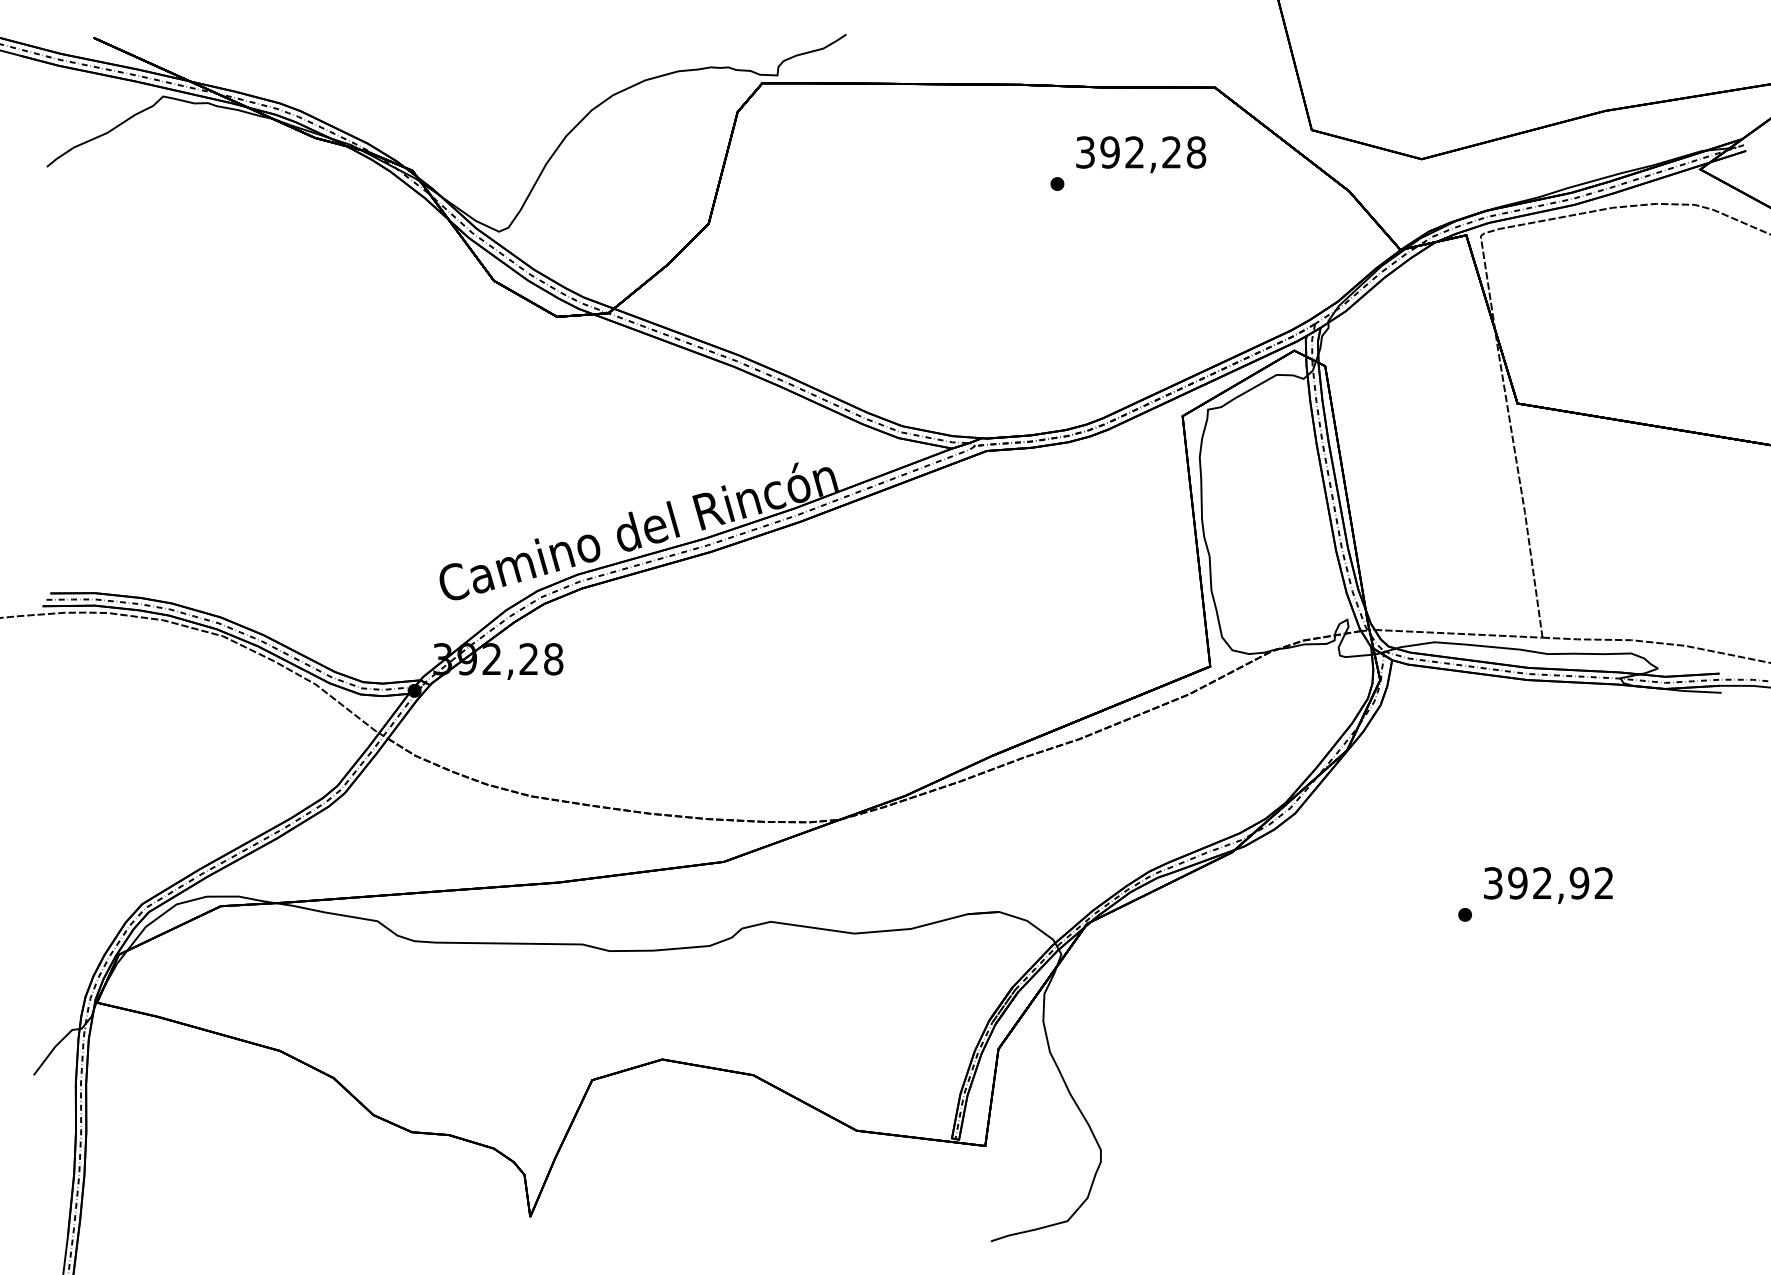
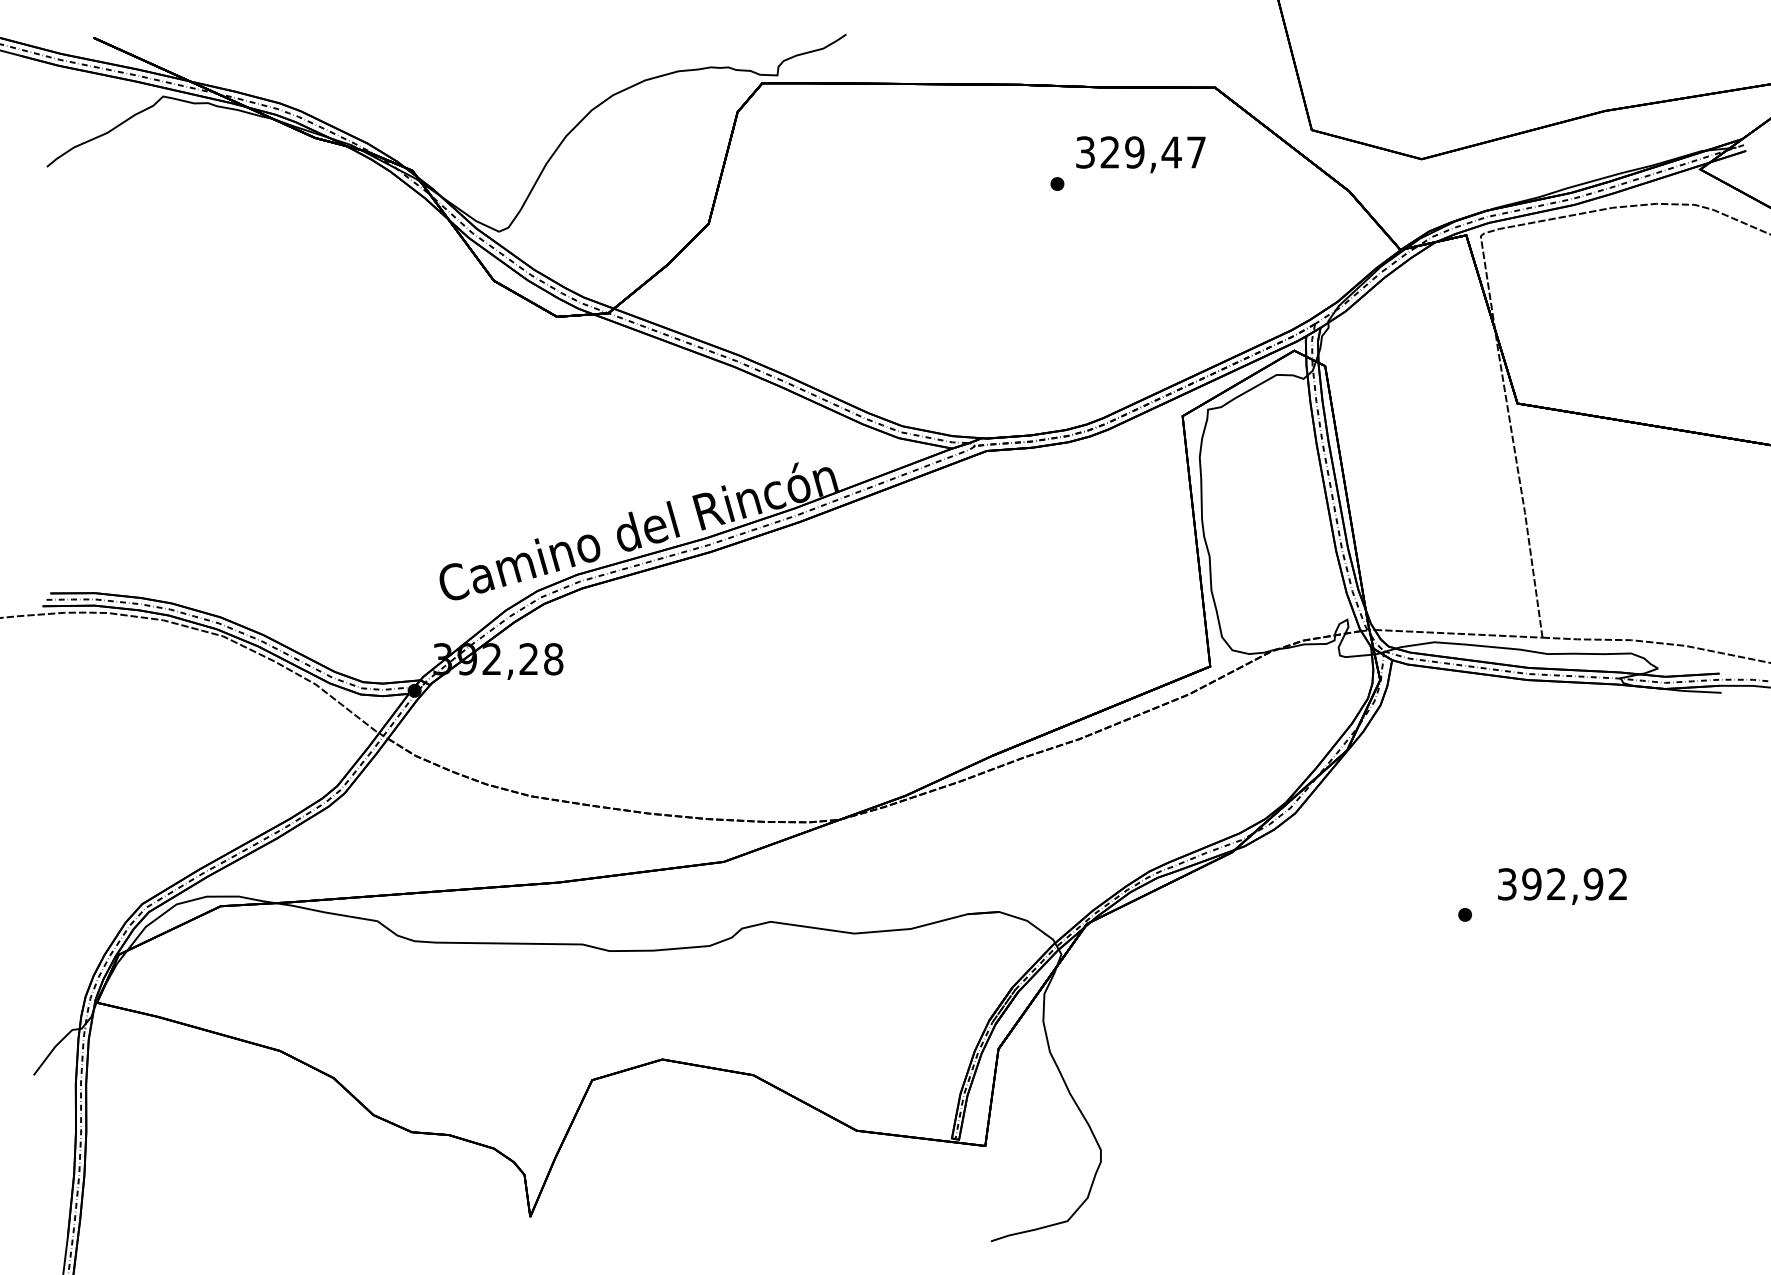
text: 392,28 -> 329,47 (1153, 152)
text position: (1548, 885) -> (1562, 886) (1562, 886)
